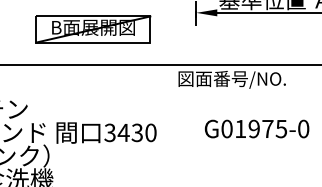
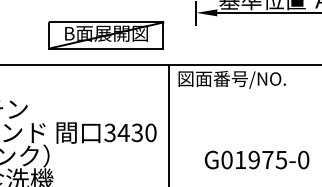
part position: (93, 29) -> (106, 35) (106, 35)
line: none -> present (169, 124)
text position: (257, 128) -> (257, 159) (257, 159)
